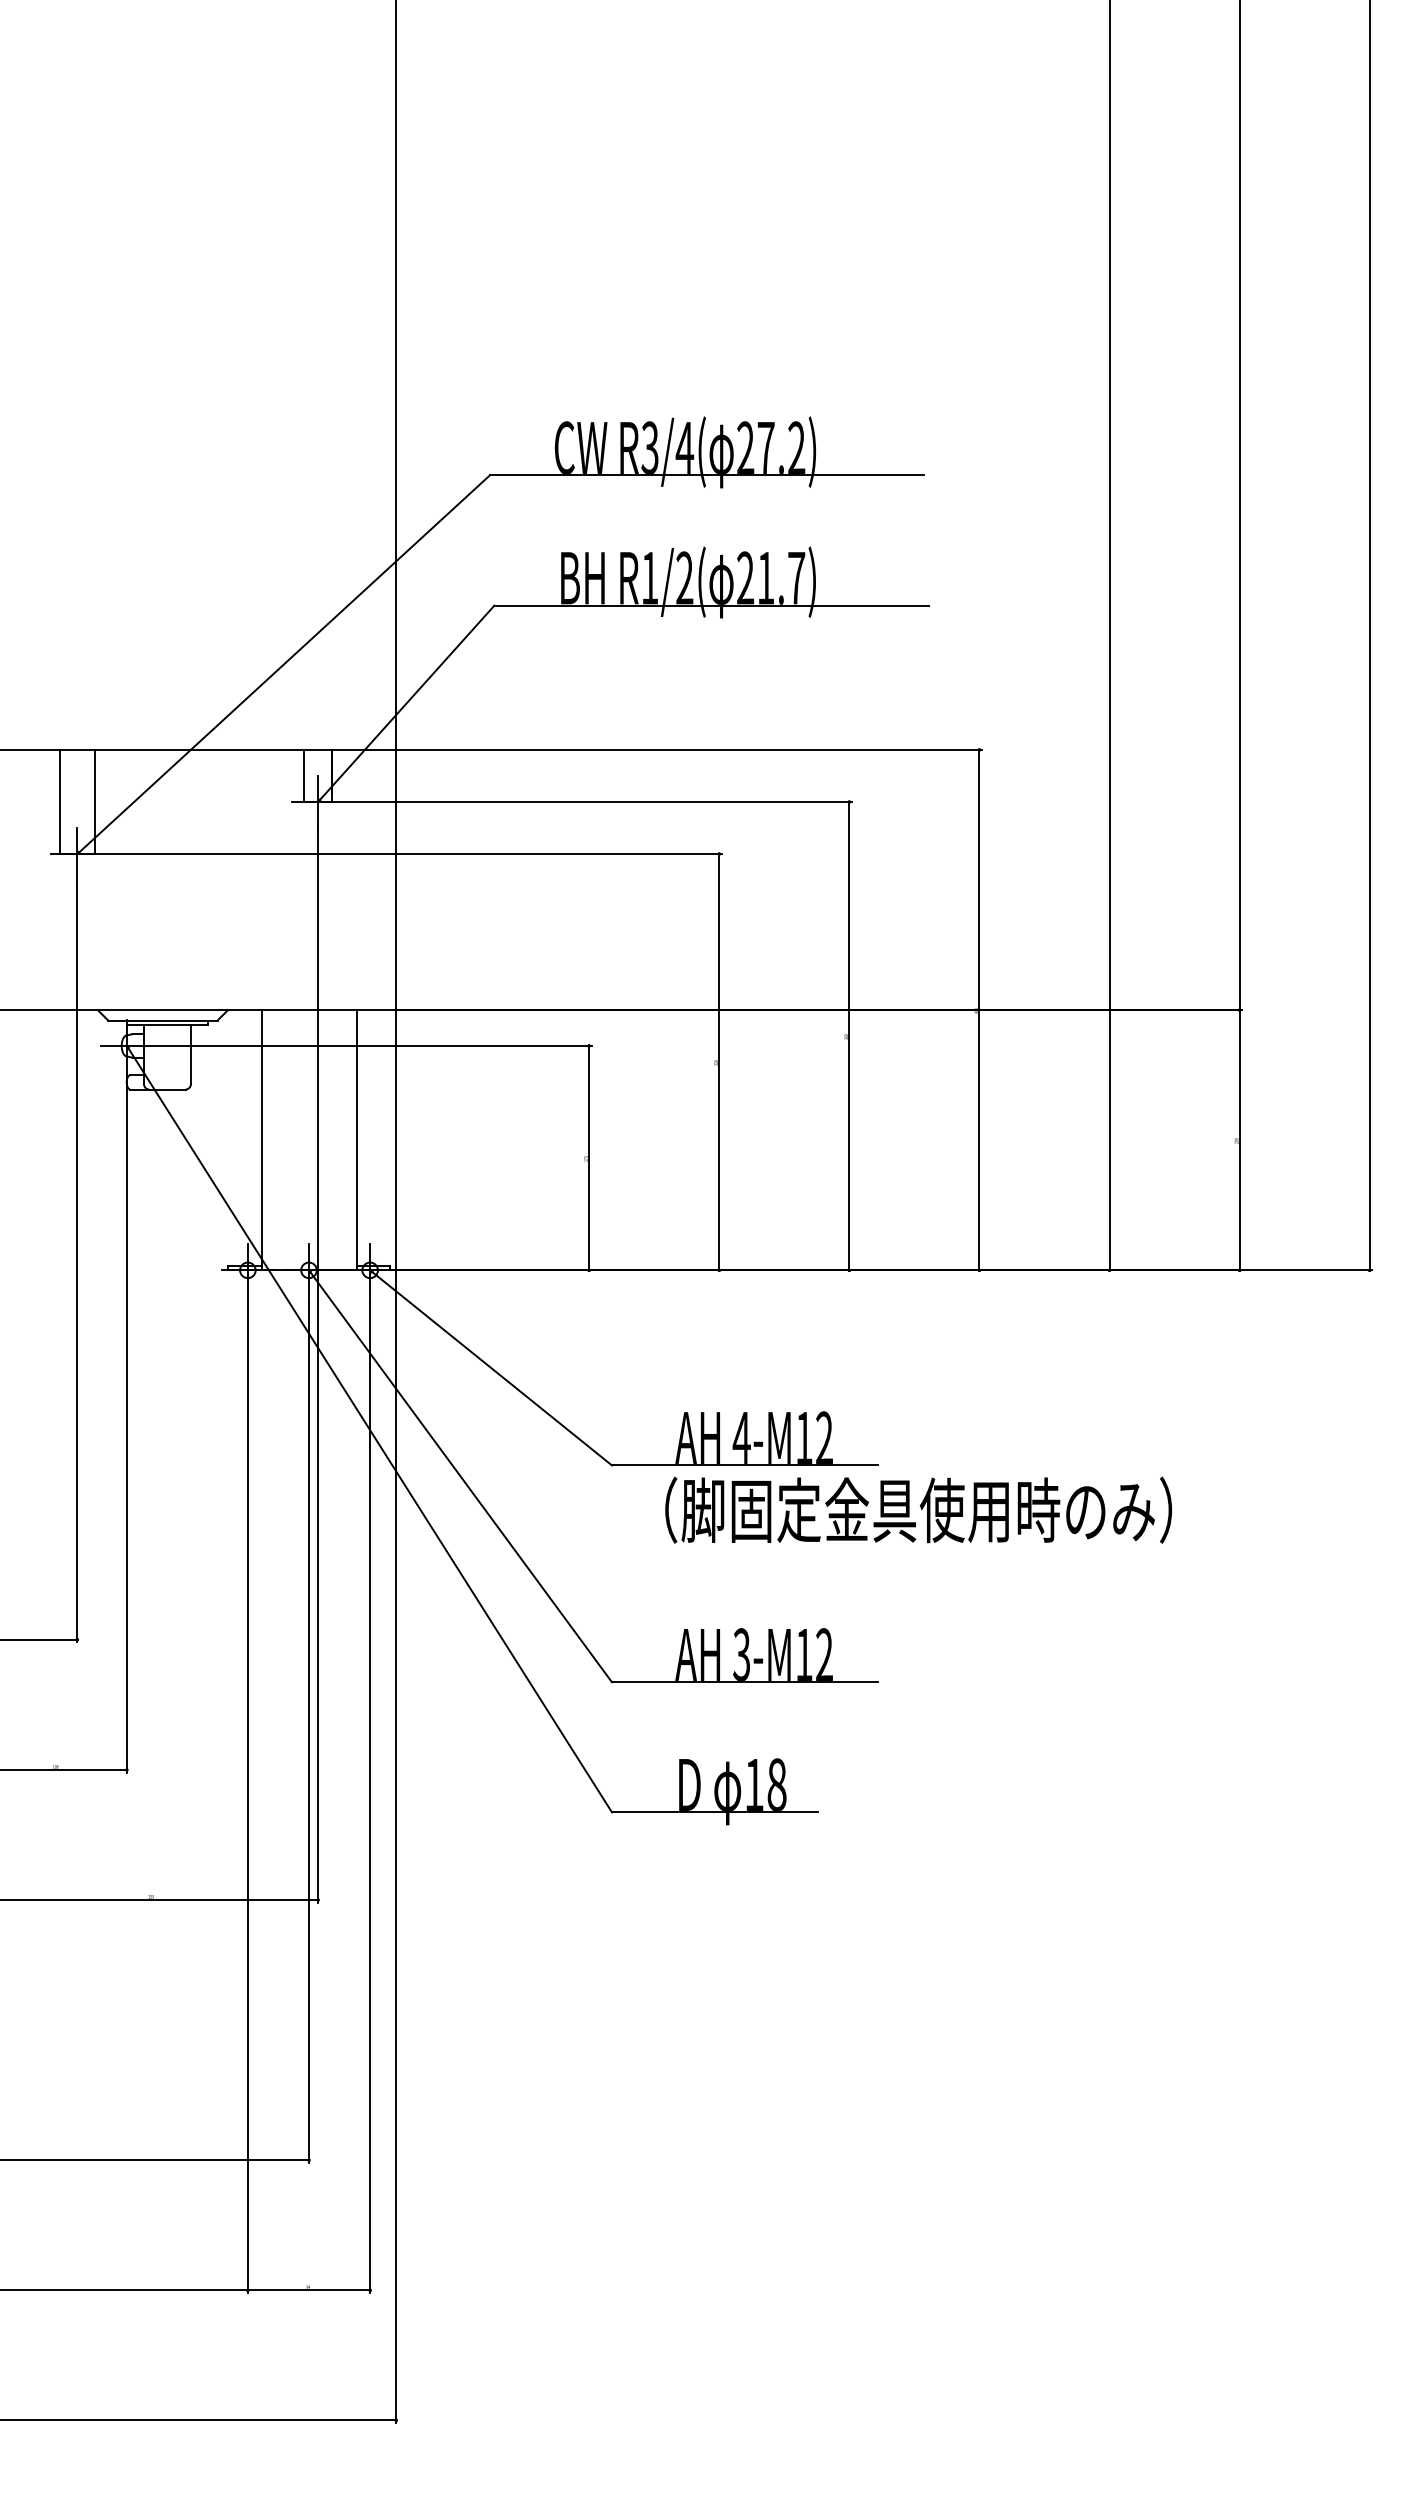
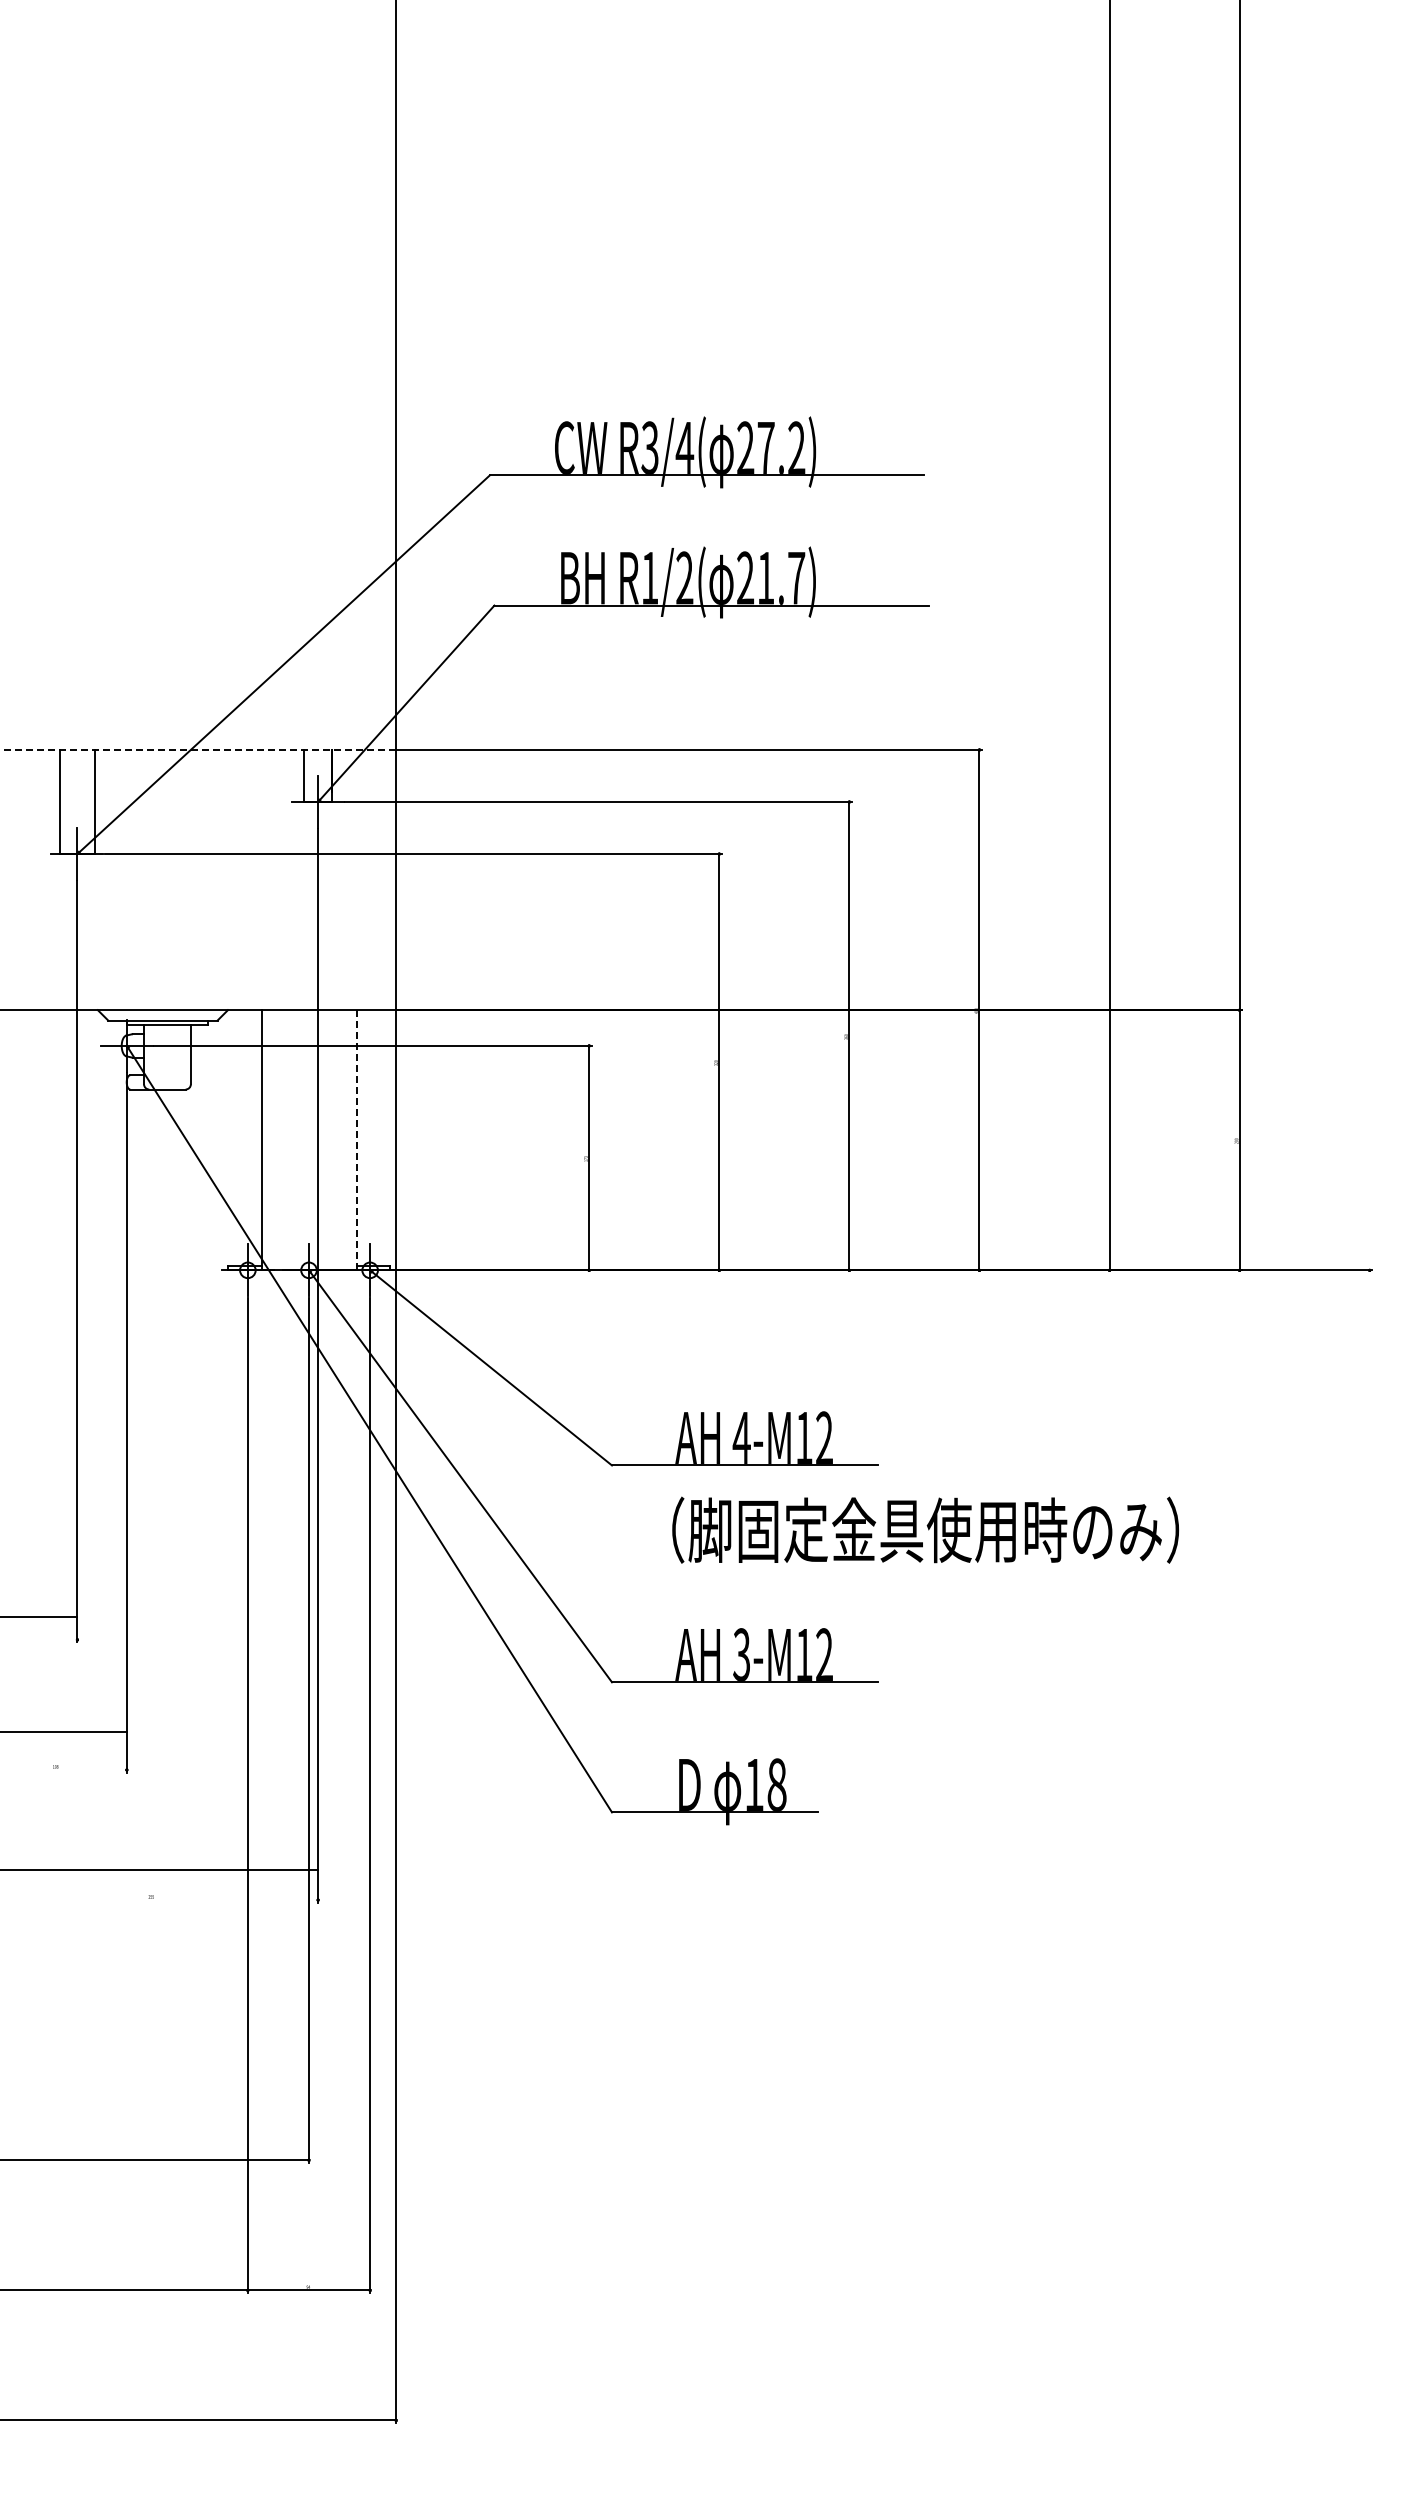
line: present -> none (1369, 636)
line: solid -> dashed (198, 749)
line: solid -> dashed (356, 1140)
text position: (918, 1509) -> (925, 1529) (925, 1529)
line position: (39, 1639) -> (39, 1616) (39, 1616)
line position: (64, 1769) -> (64, 1731) (64, 1731)
line position: (160, 1900) -> (160, 1870) (160, 1870)
